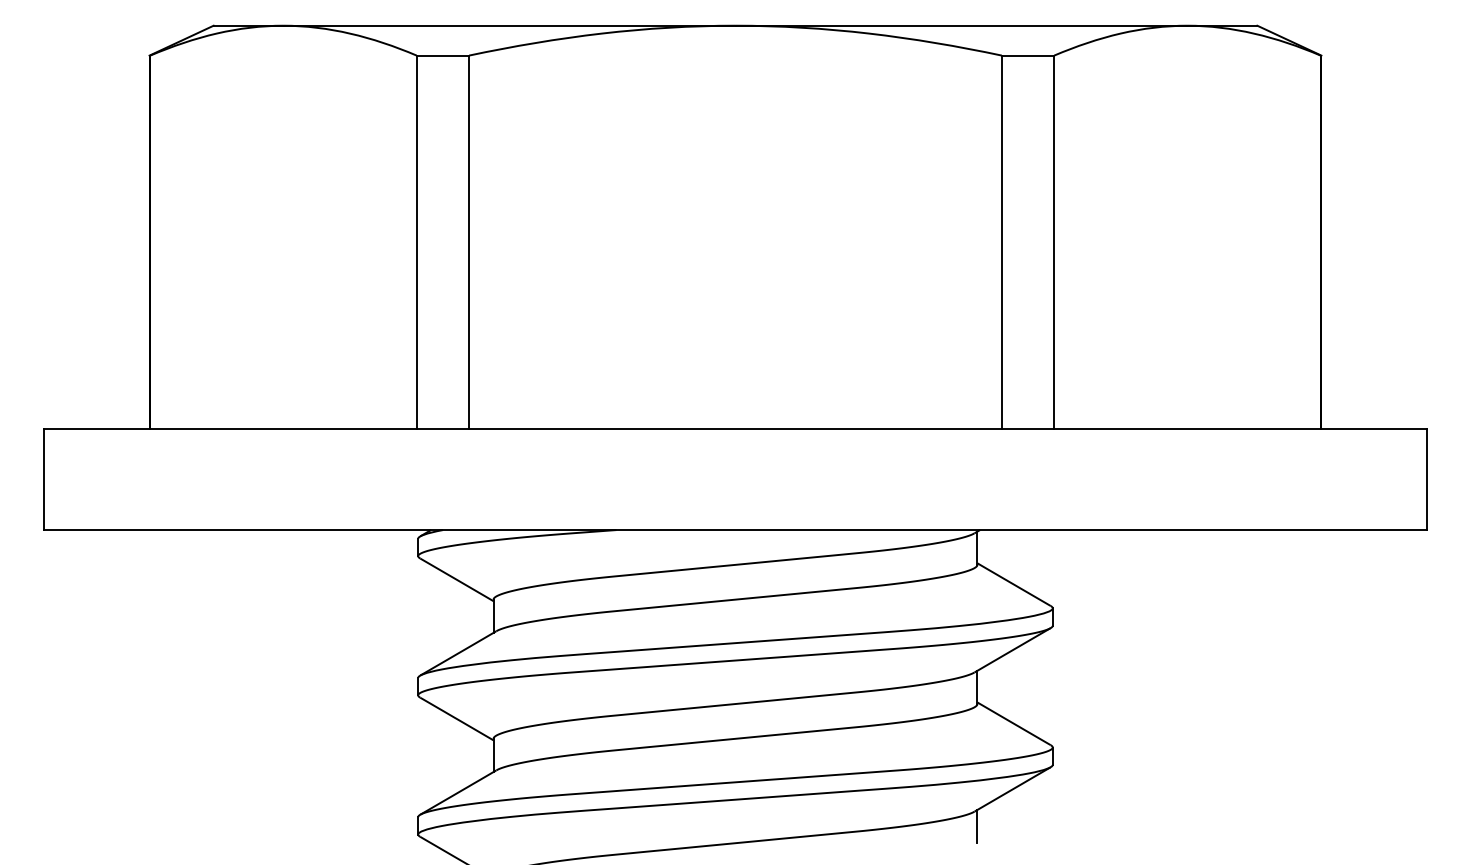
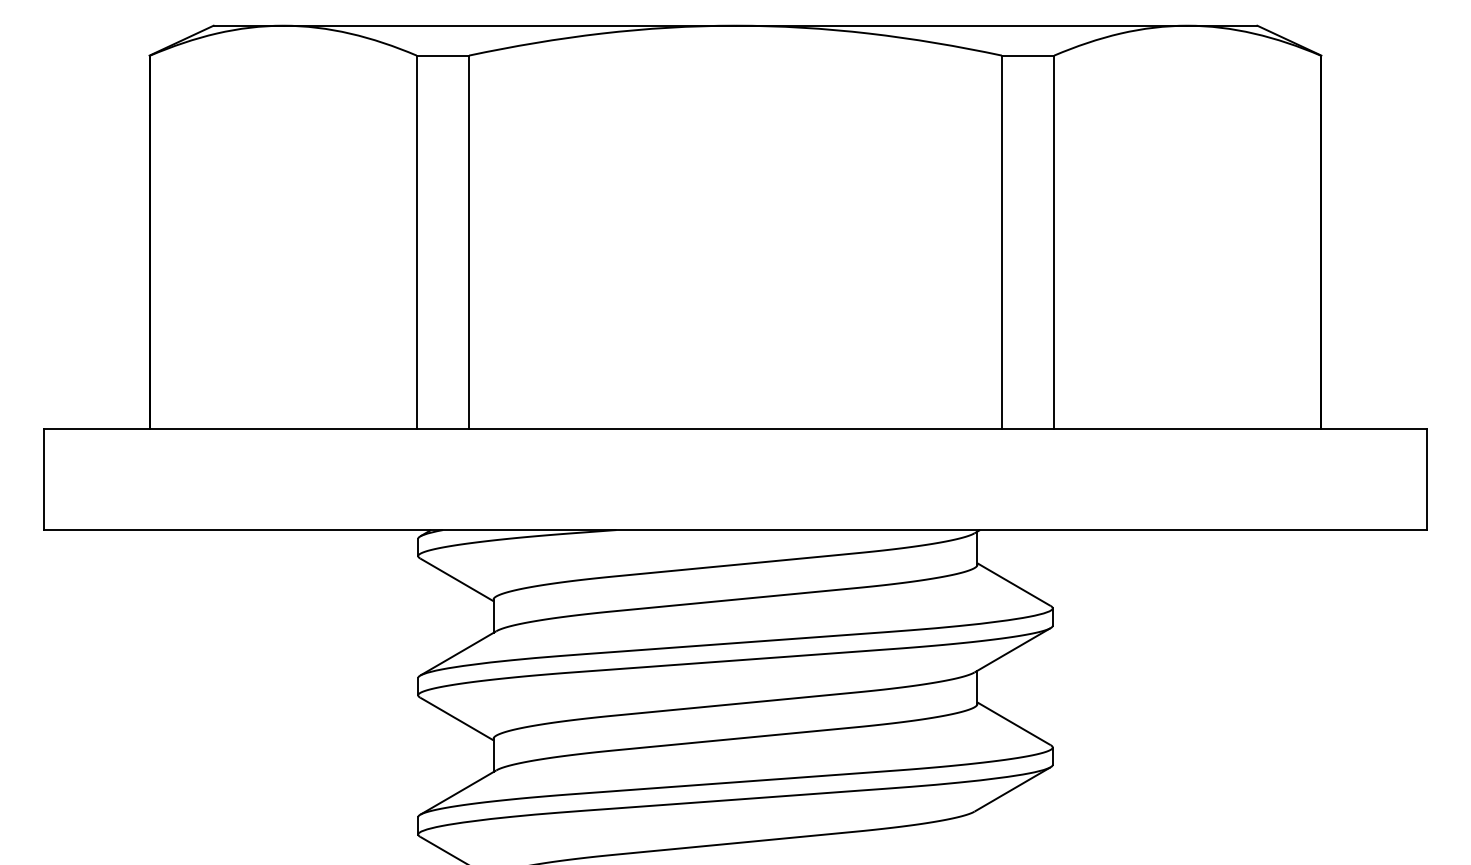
line: present -> none (977, 826)
